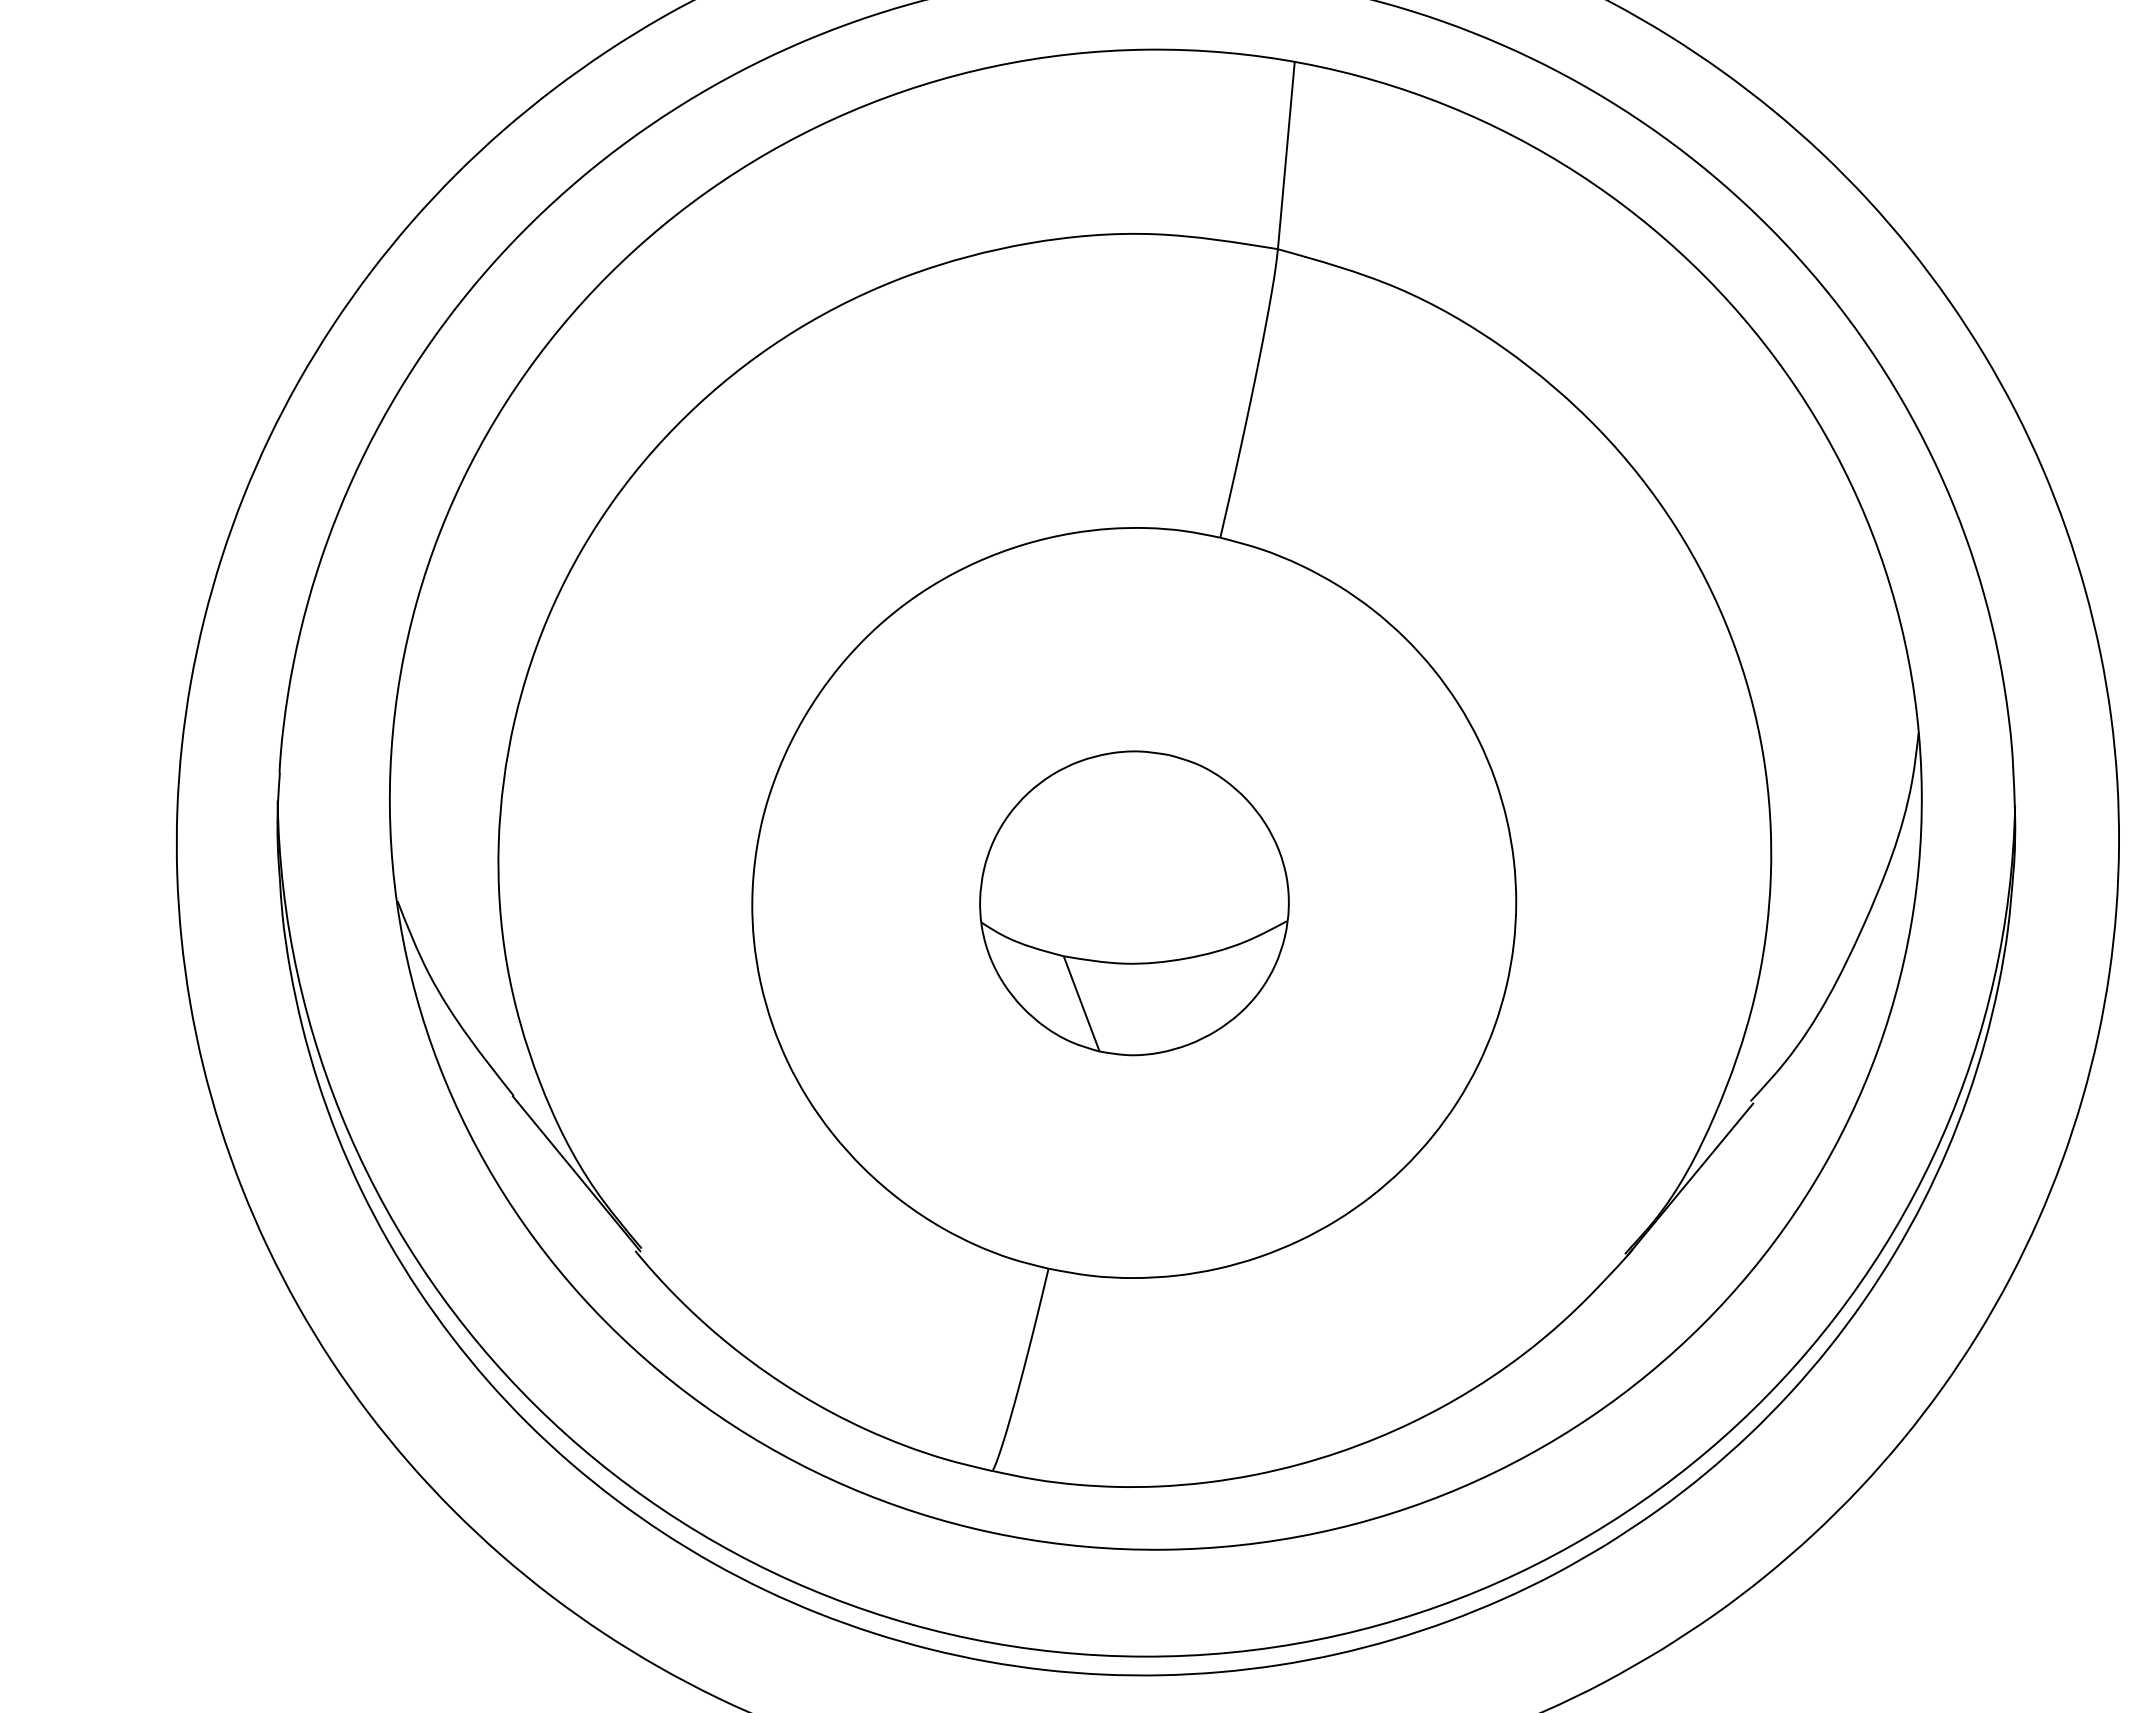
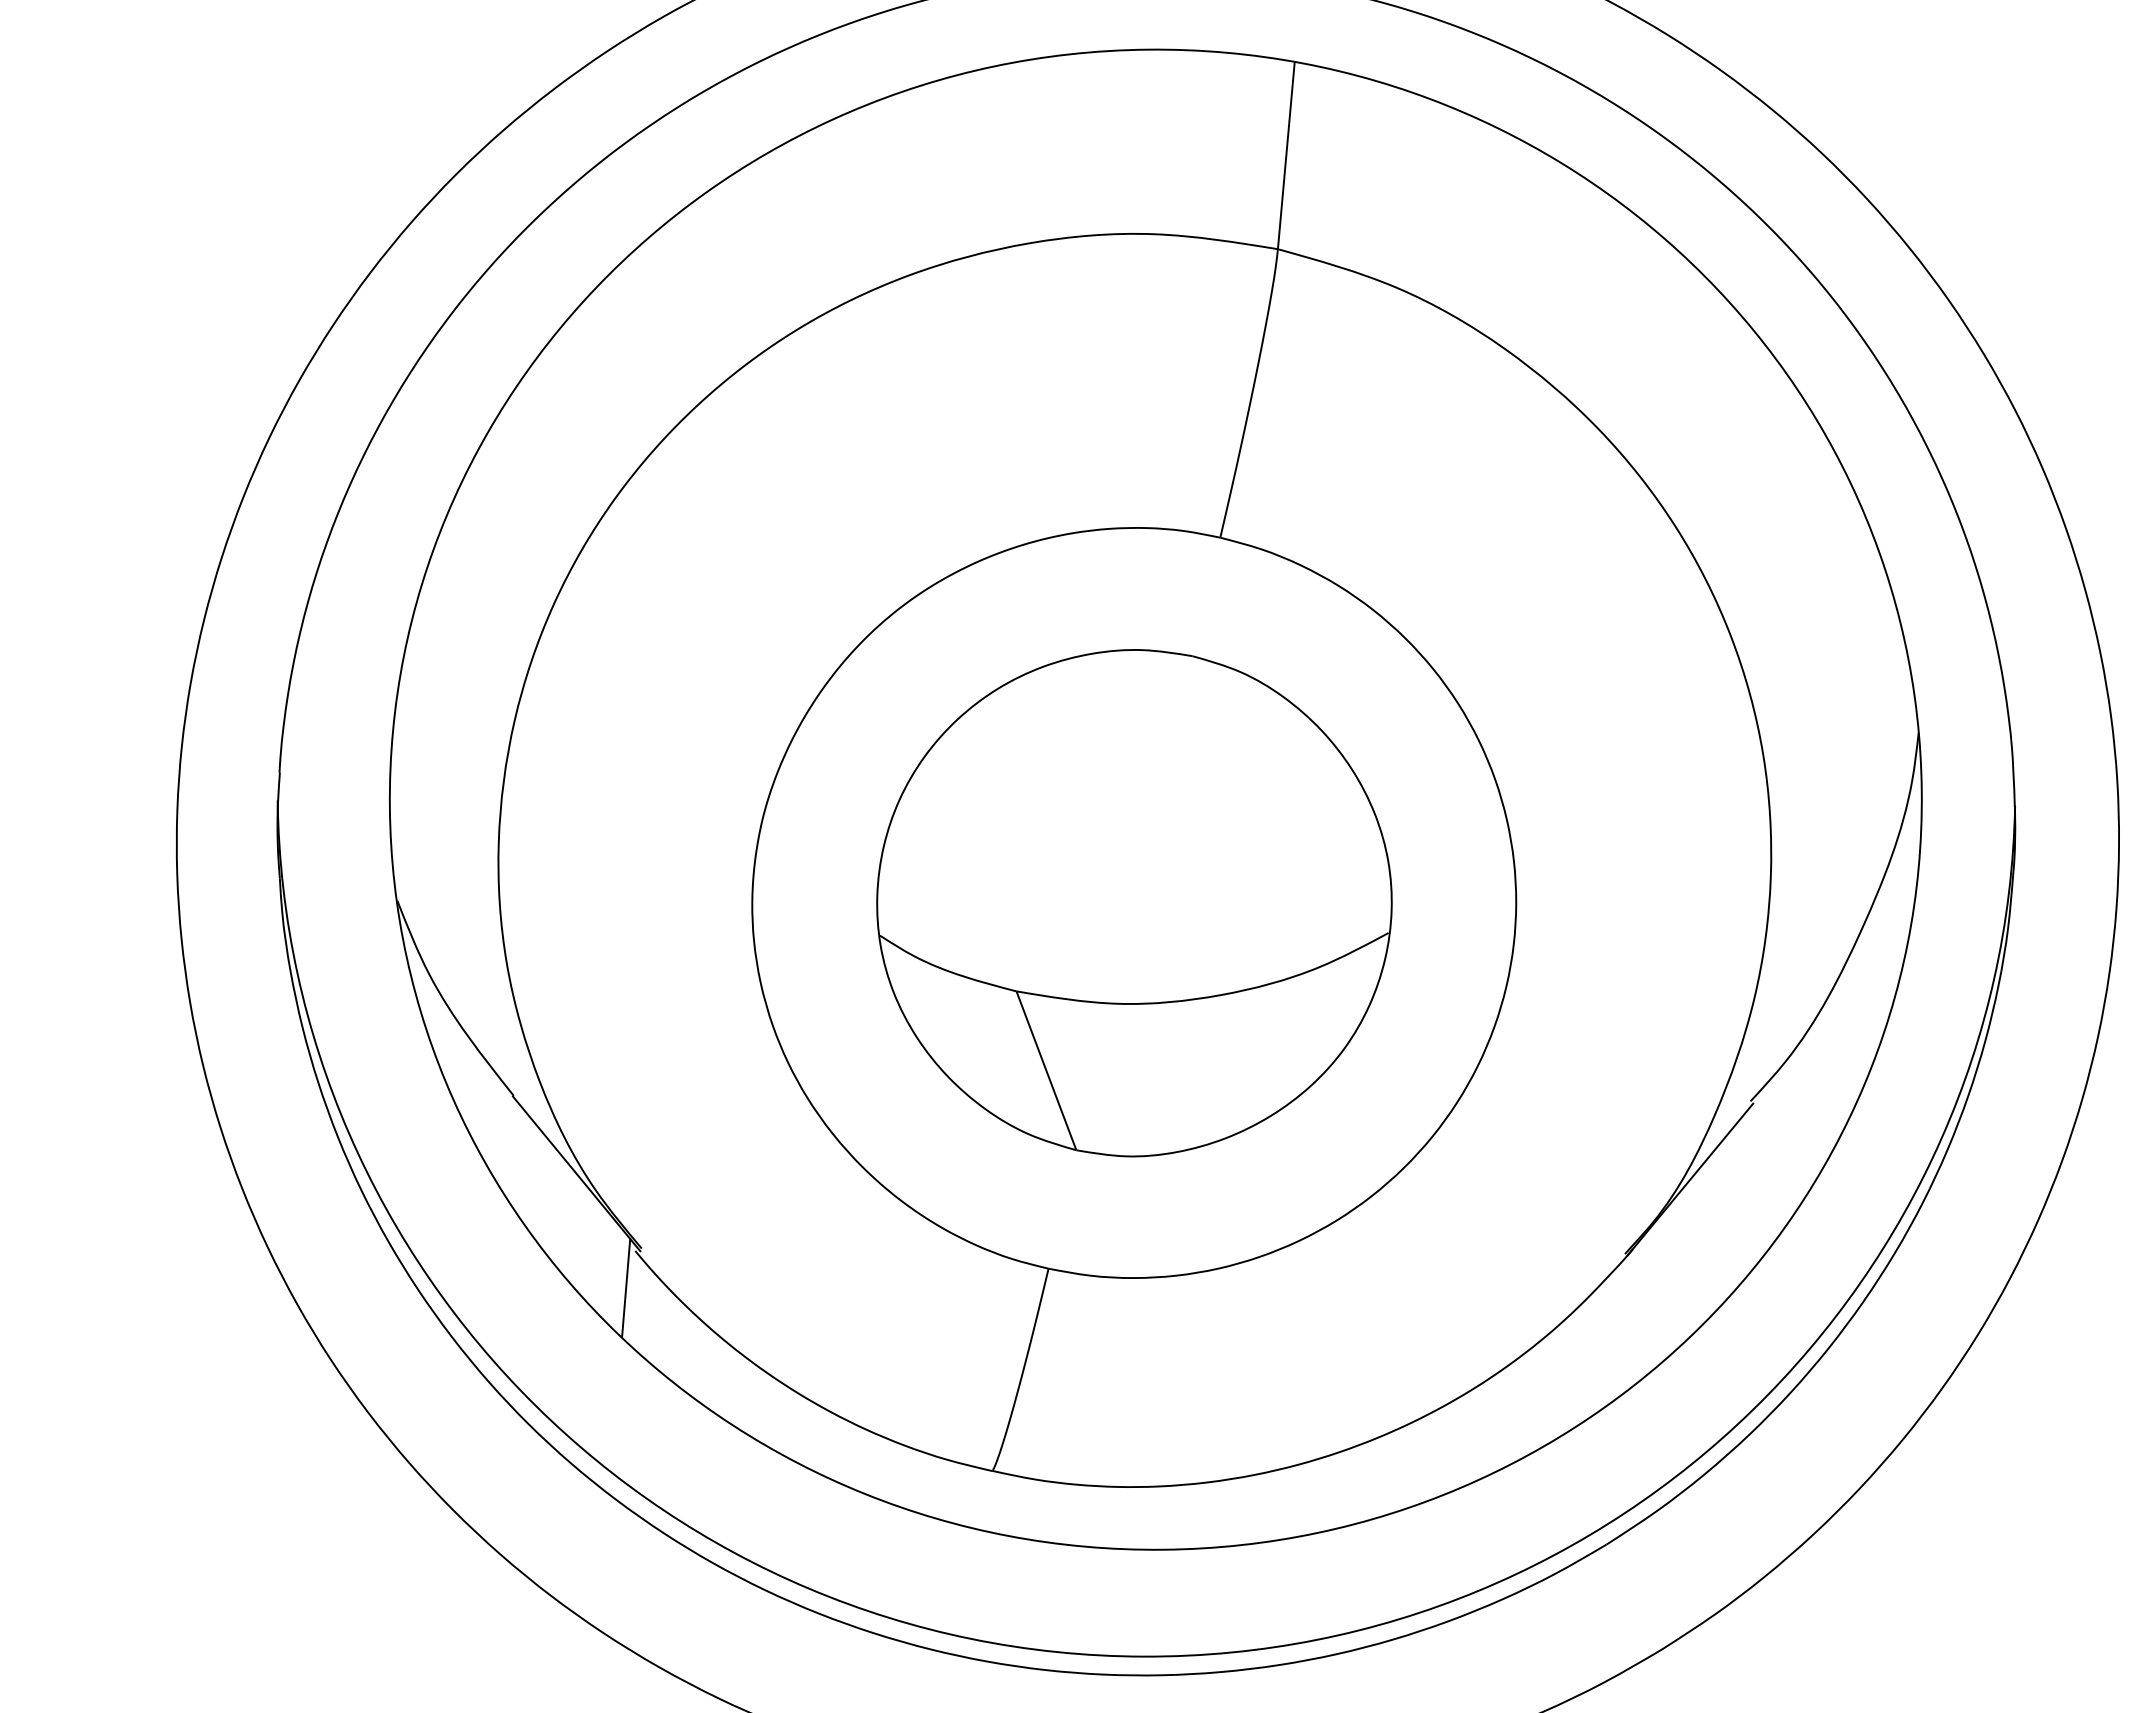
part size: 311x307 px -> 517x509 px (1134, 903)
line: none -> present (626, 1287)
